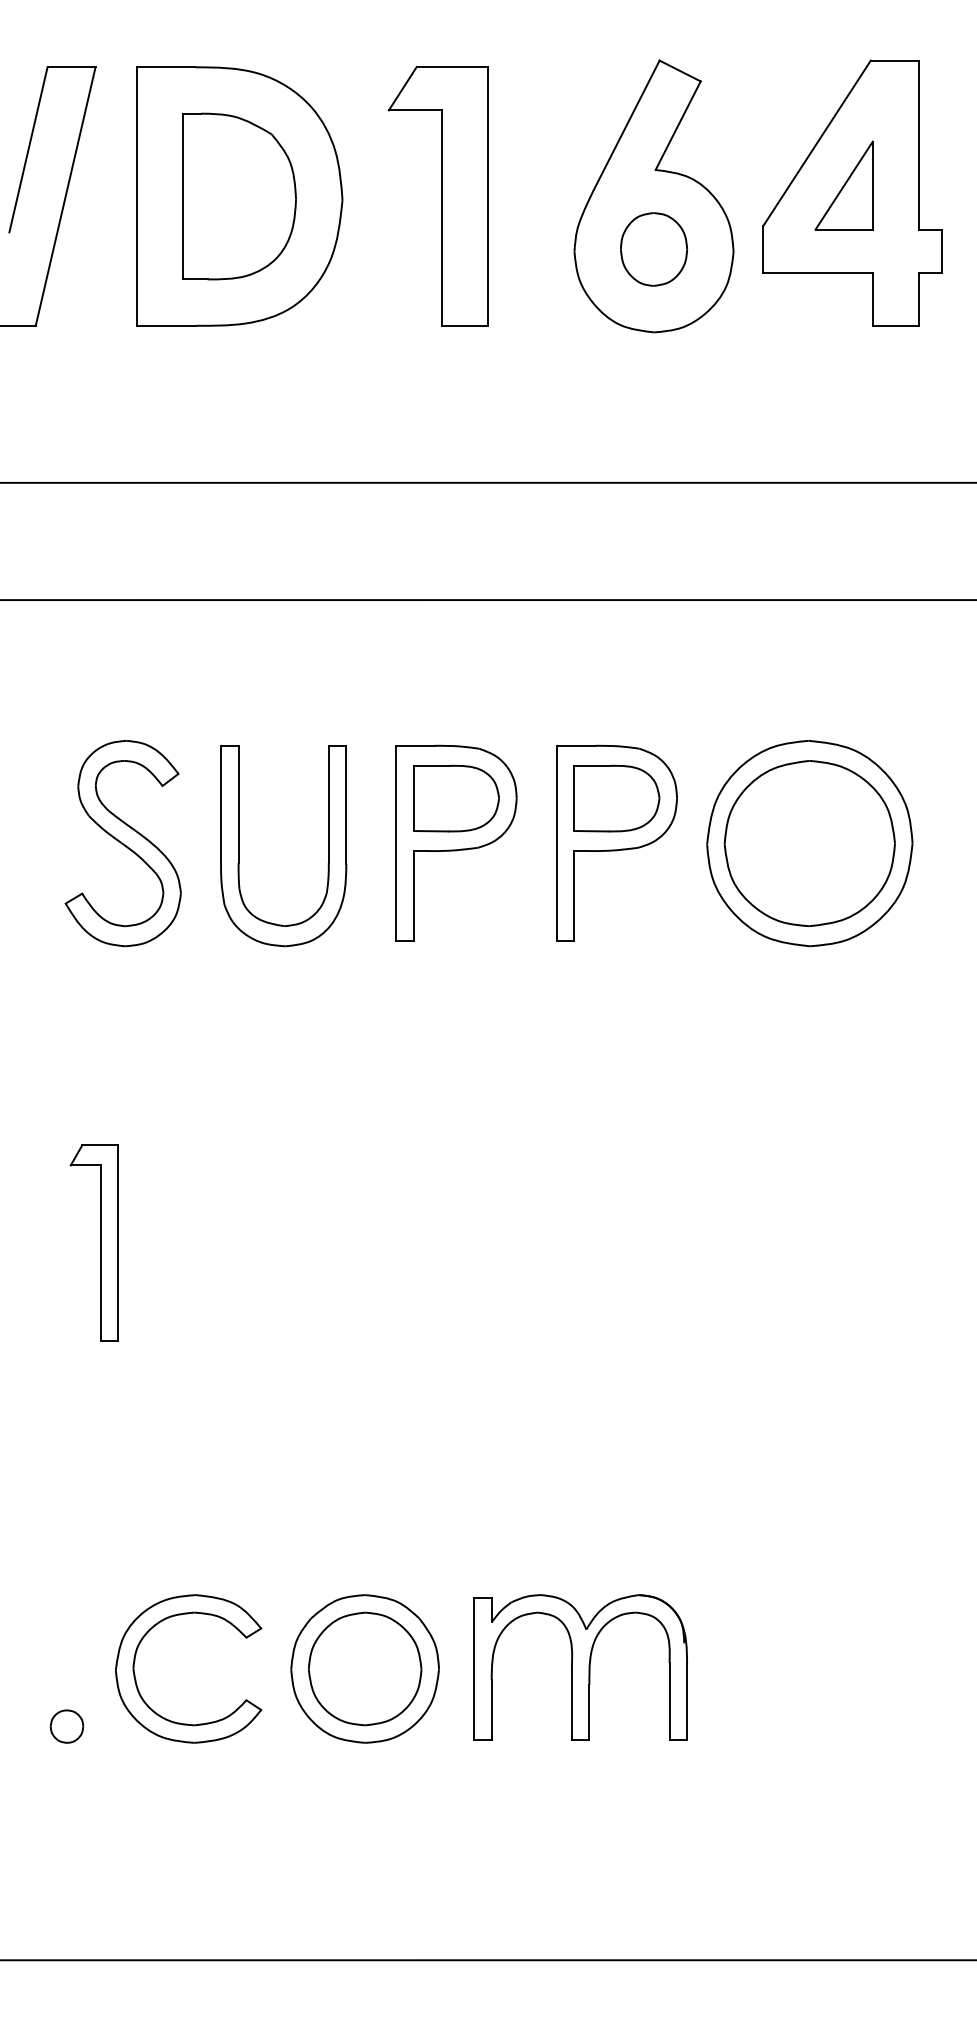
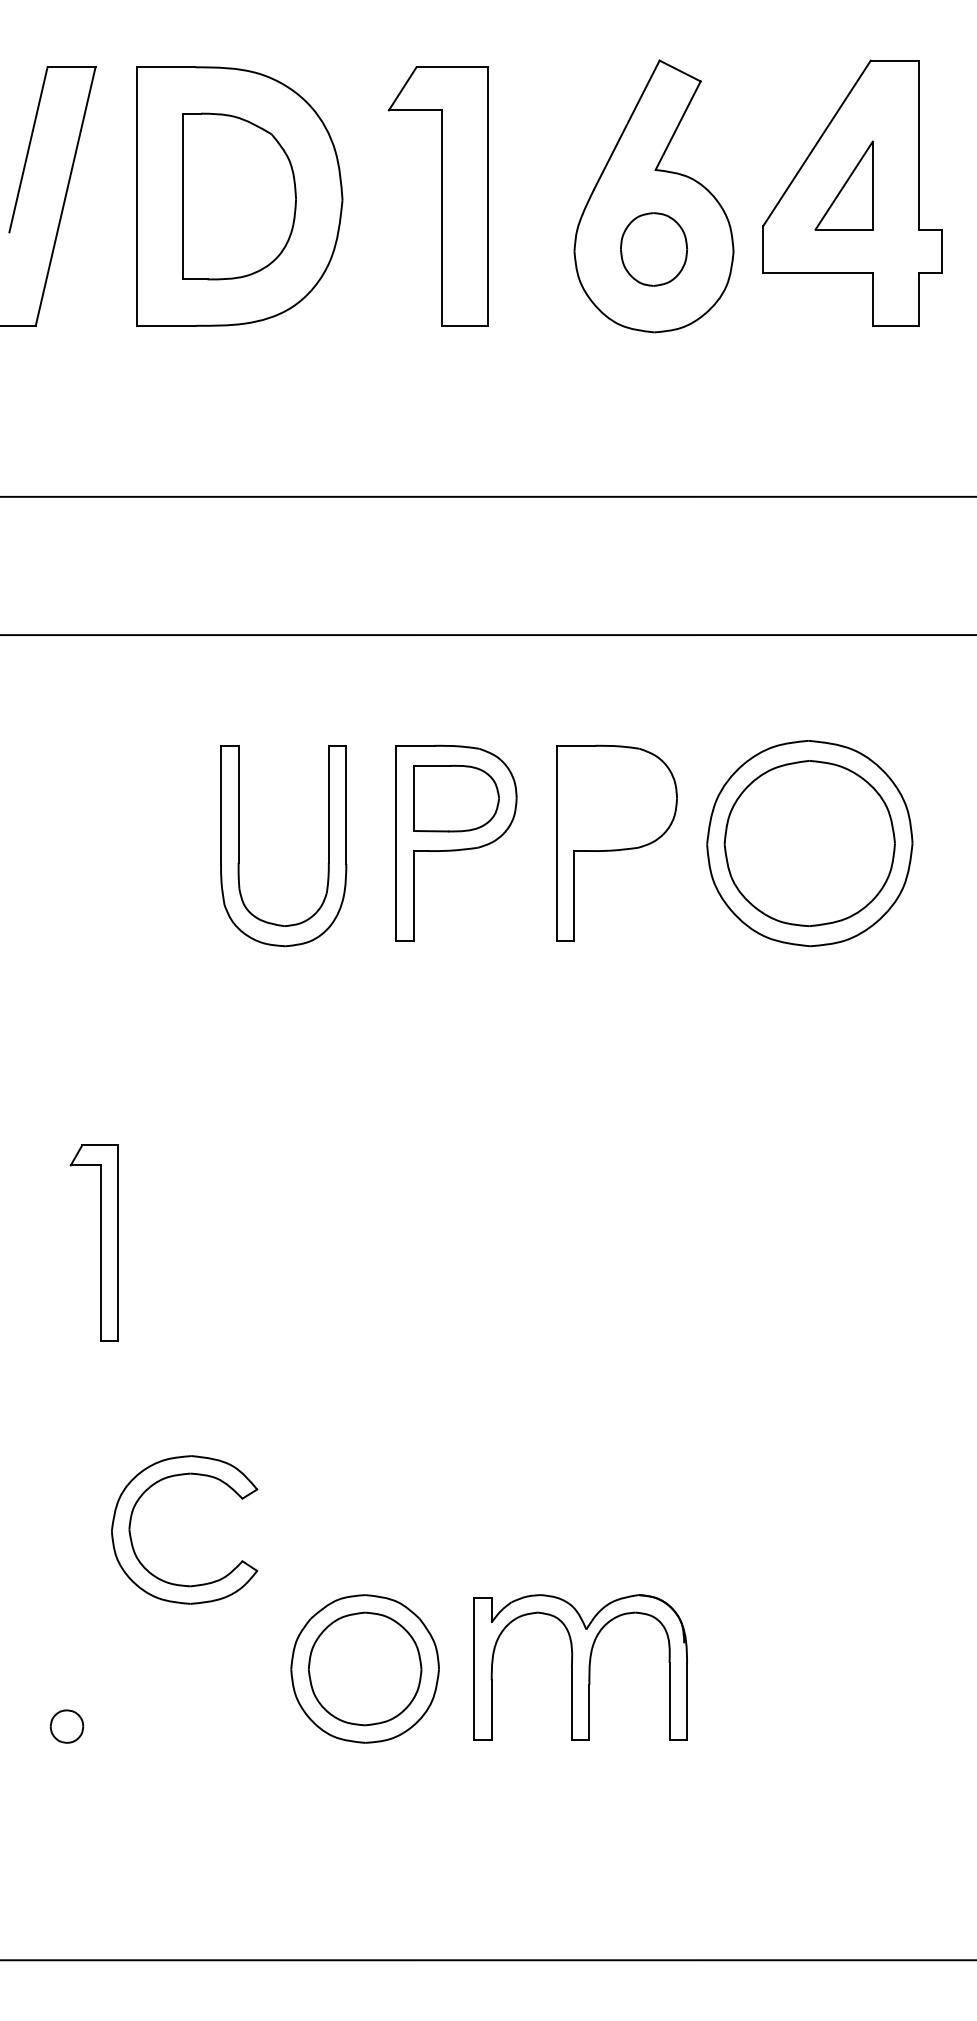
line position: (487, 482) -> (487, 496) (487, 496)
line position: (487, 600) -> (487, 635) (487, 635)
part: present -> none (616, 798)
part: present -> none (122, 843)
part position: (136, 1679) -> (132, 1540) (132, 1540)
